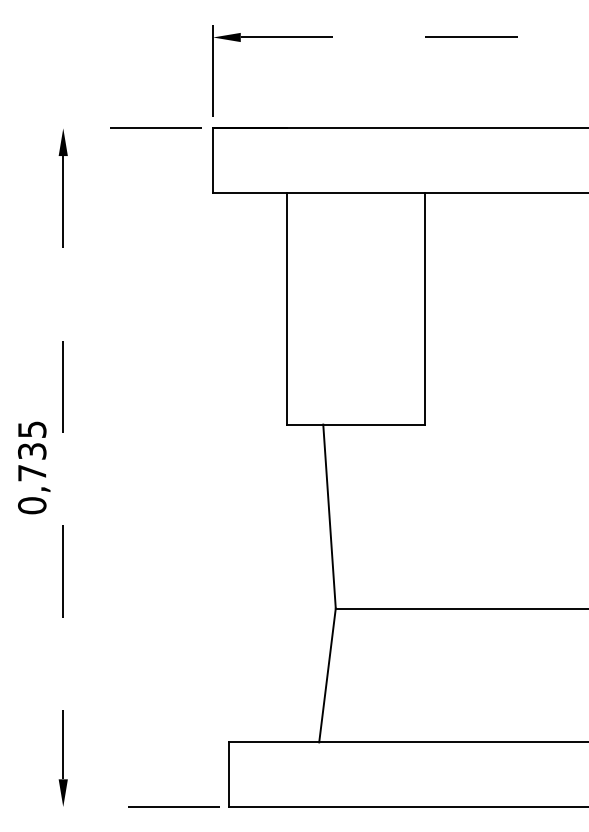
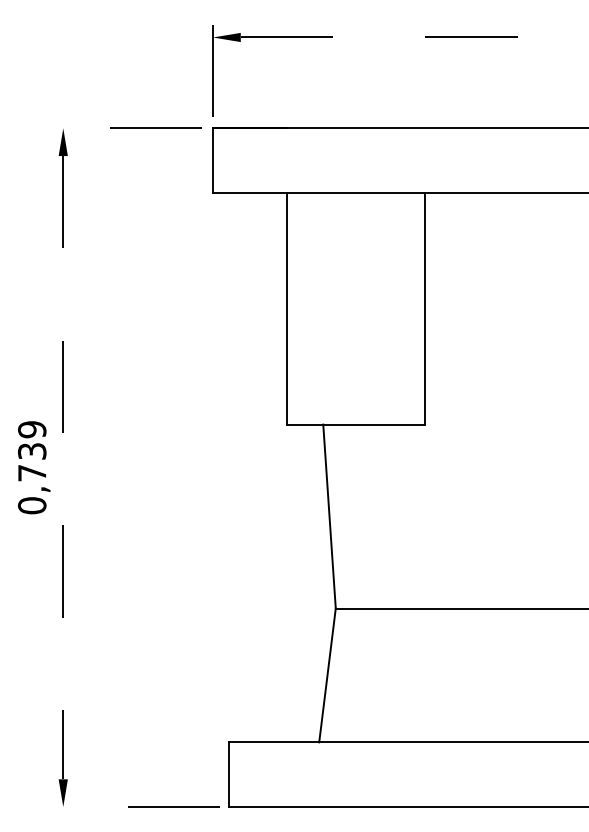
text: 0,735 -> 0,739 (32, 429)
